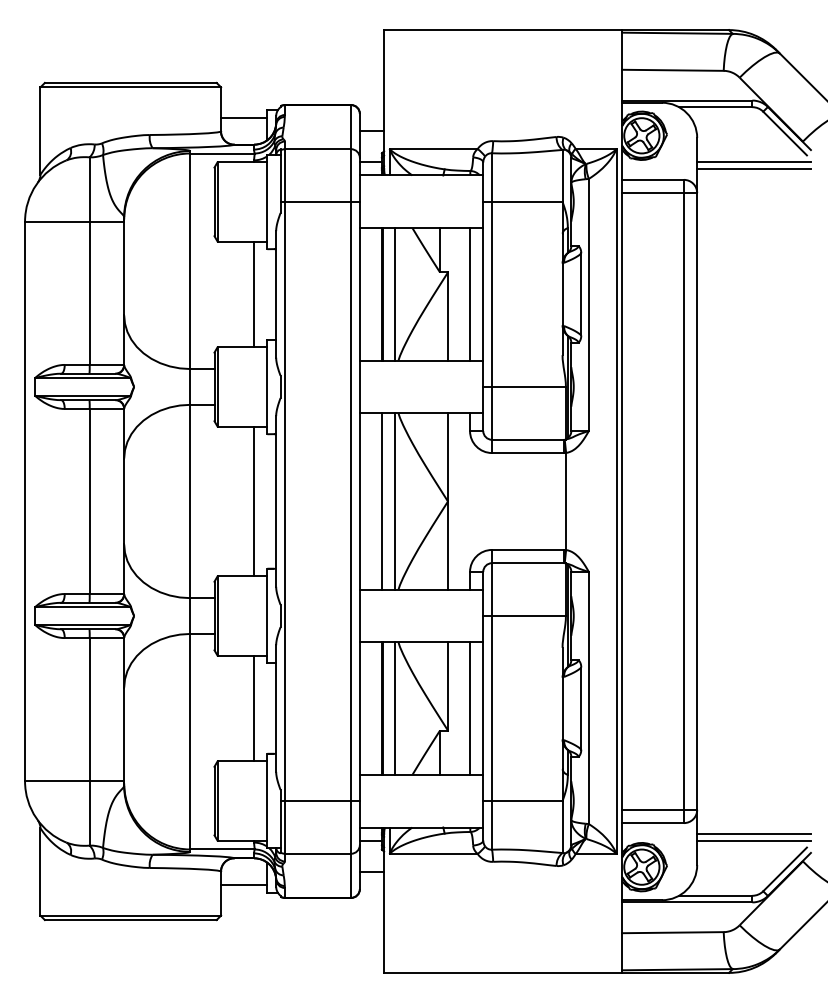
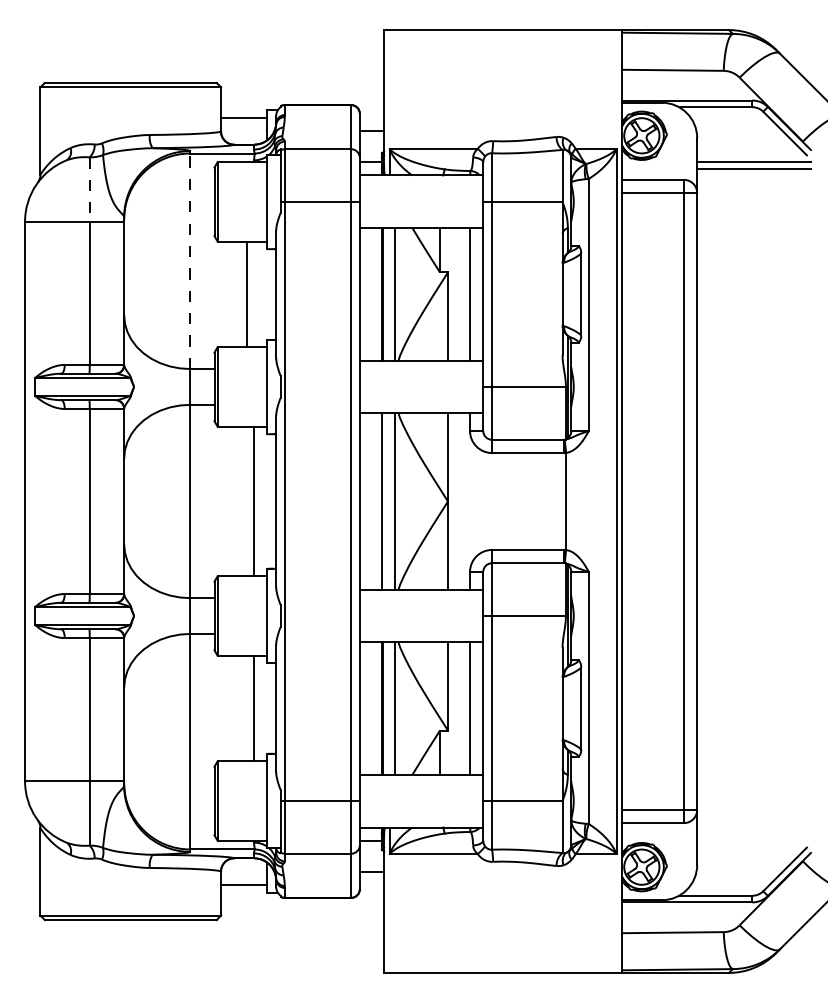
line: solid -> dashed (89, 190)
line: solid -> dashed (190, 261)
line position: (254, 294) -> (247, 294) (247, 294)
line: present -> none (753, 834)
line: present -> none (753, 840)
